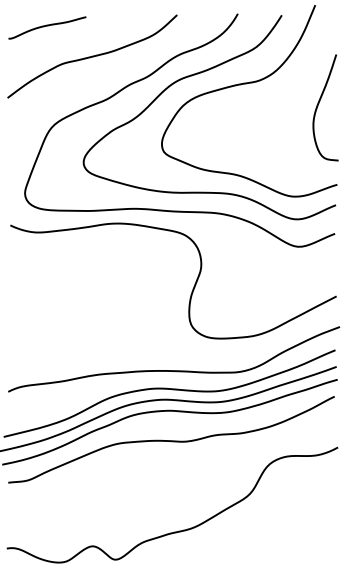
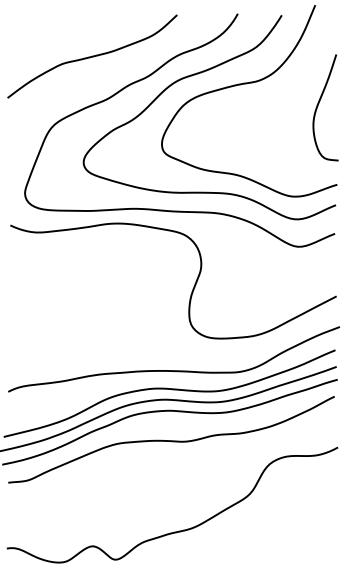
curve: present -> none (47, 26)
